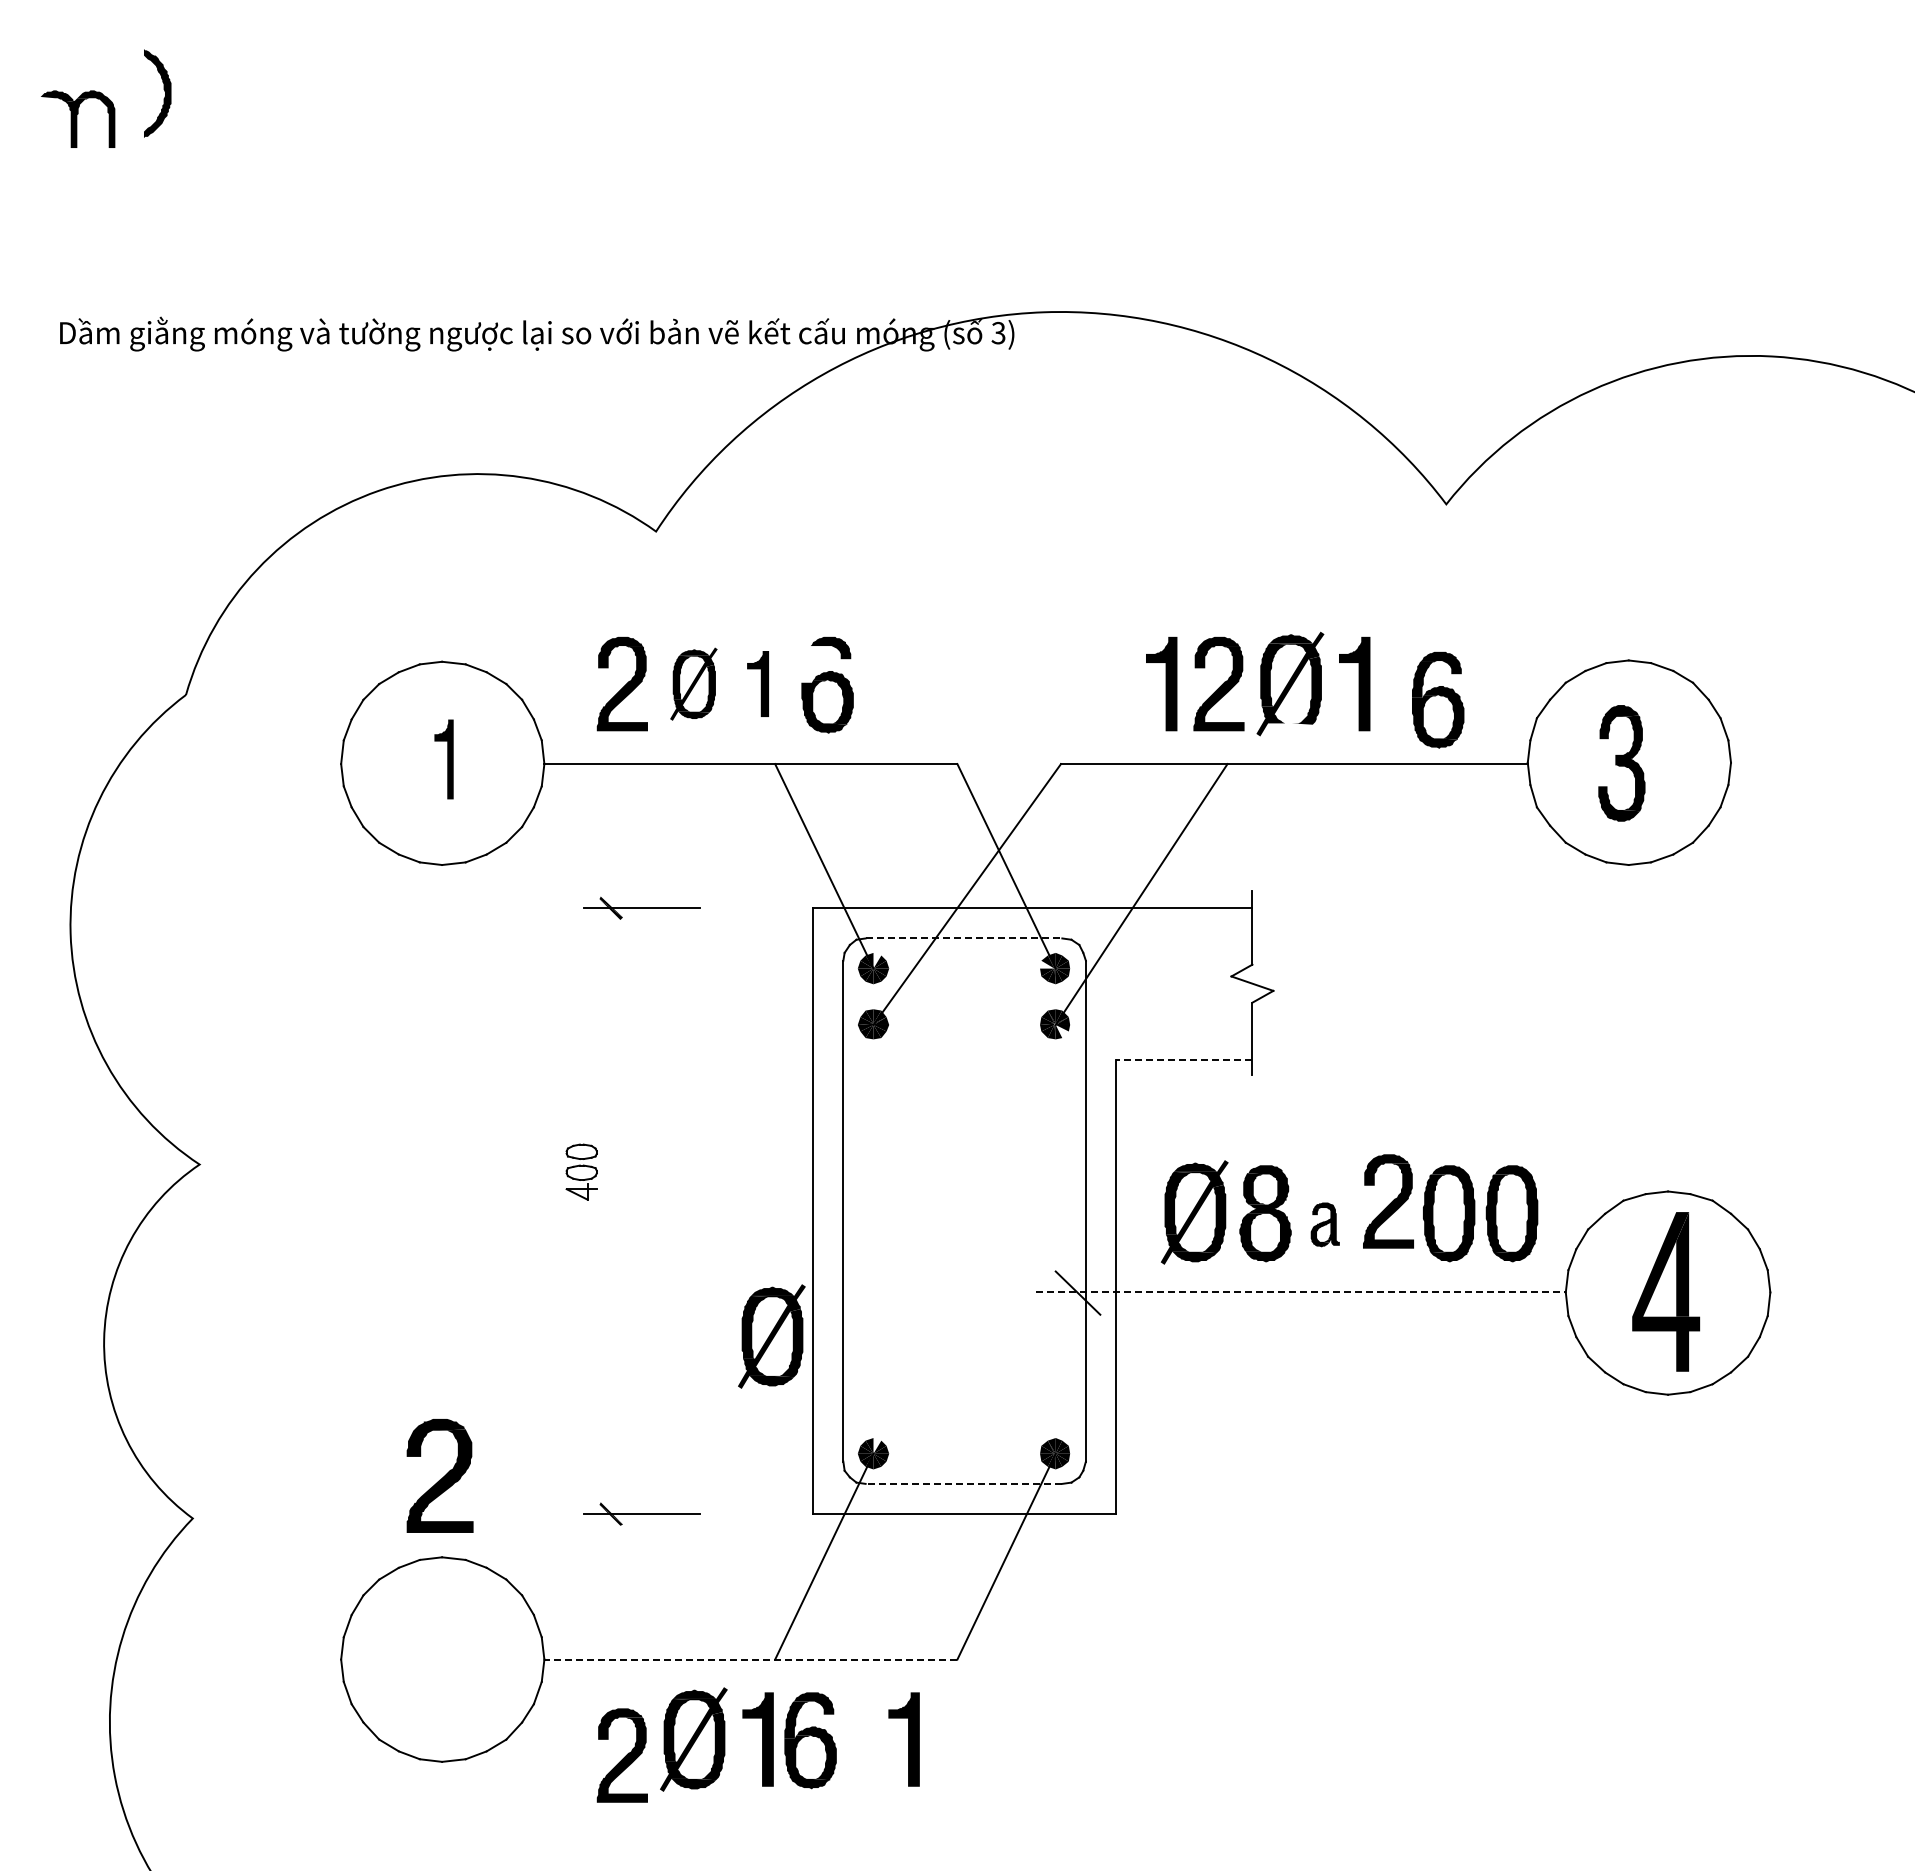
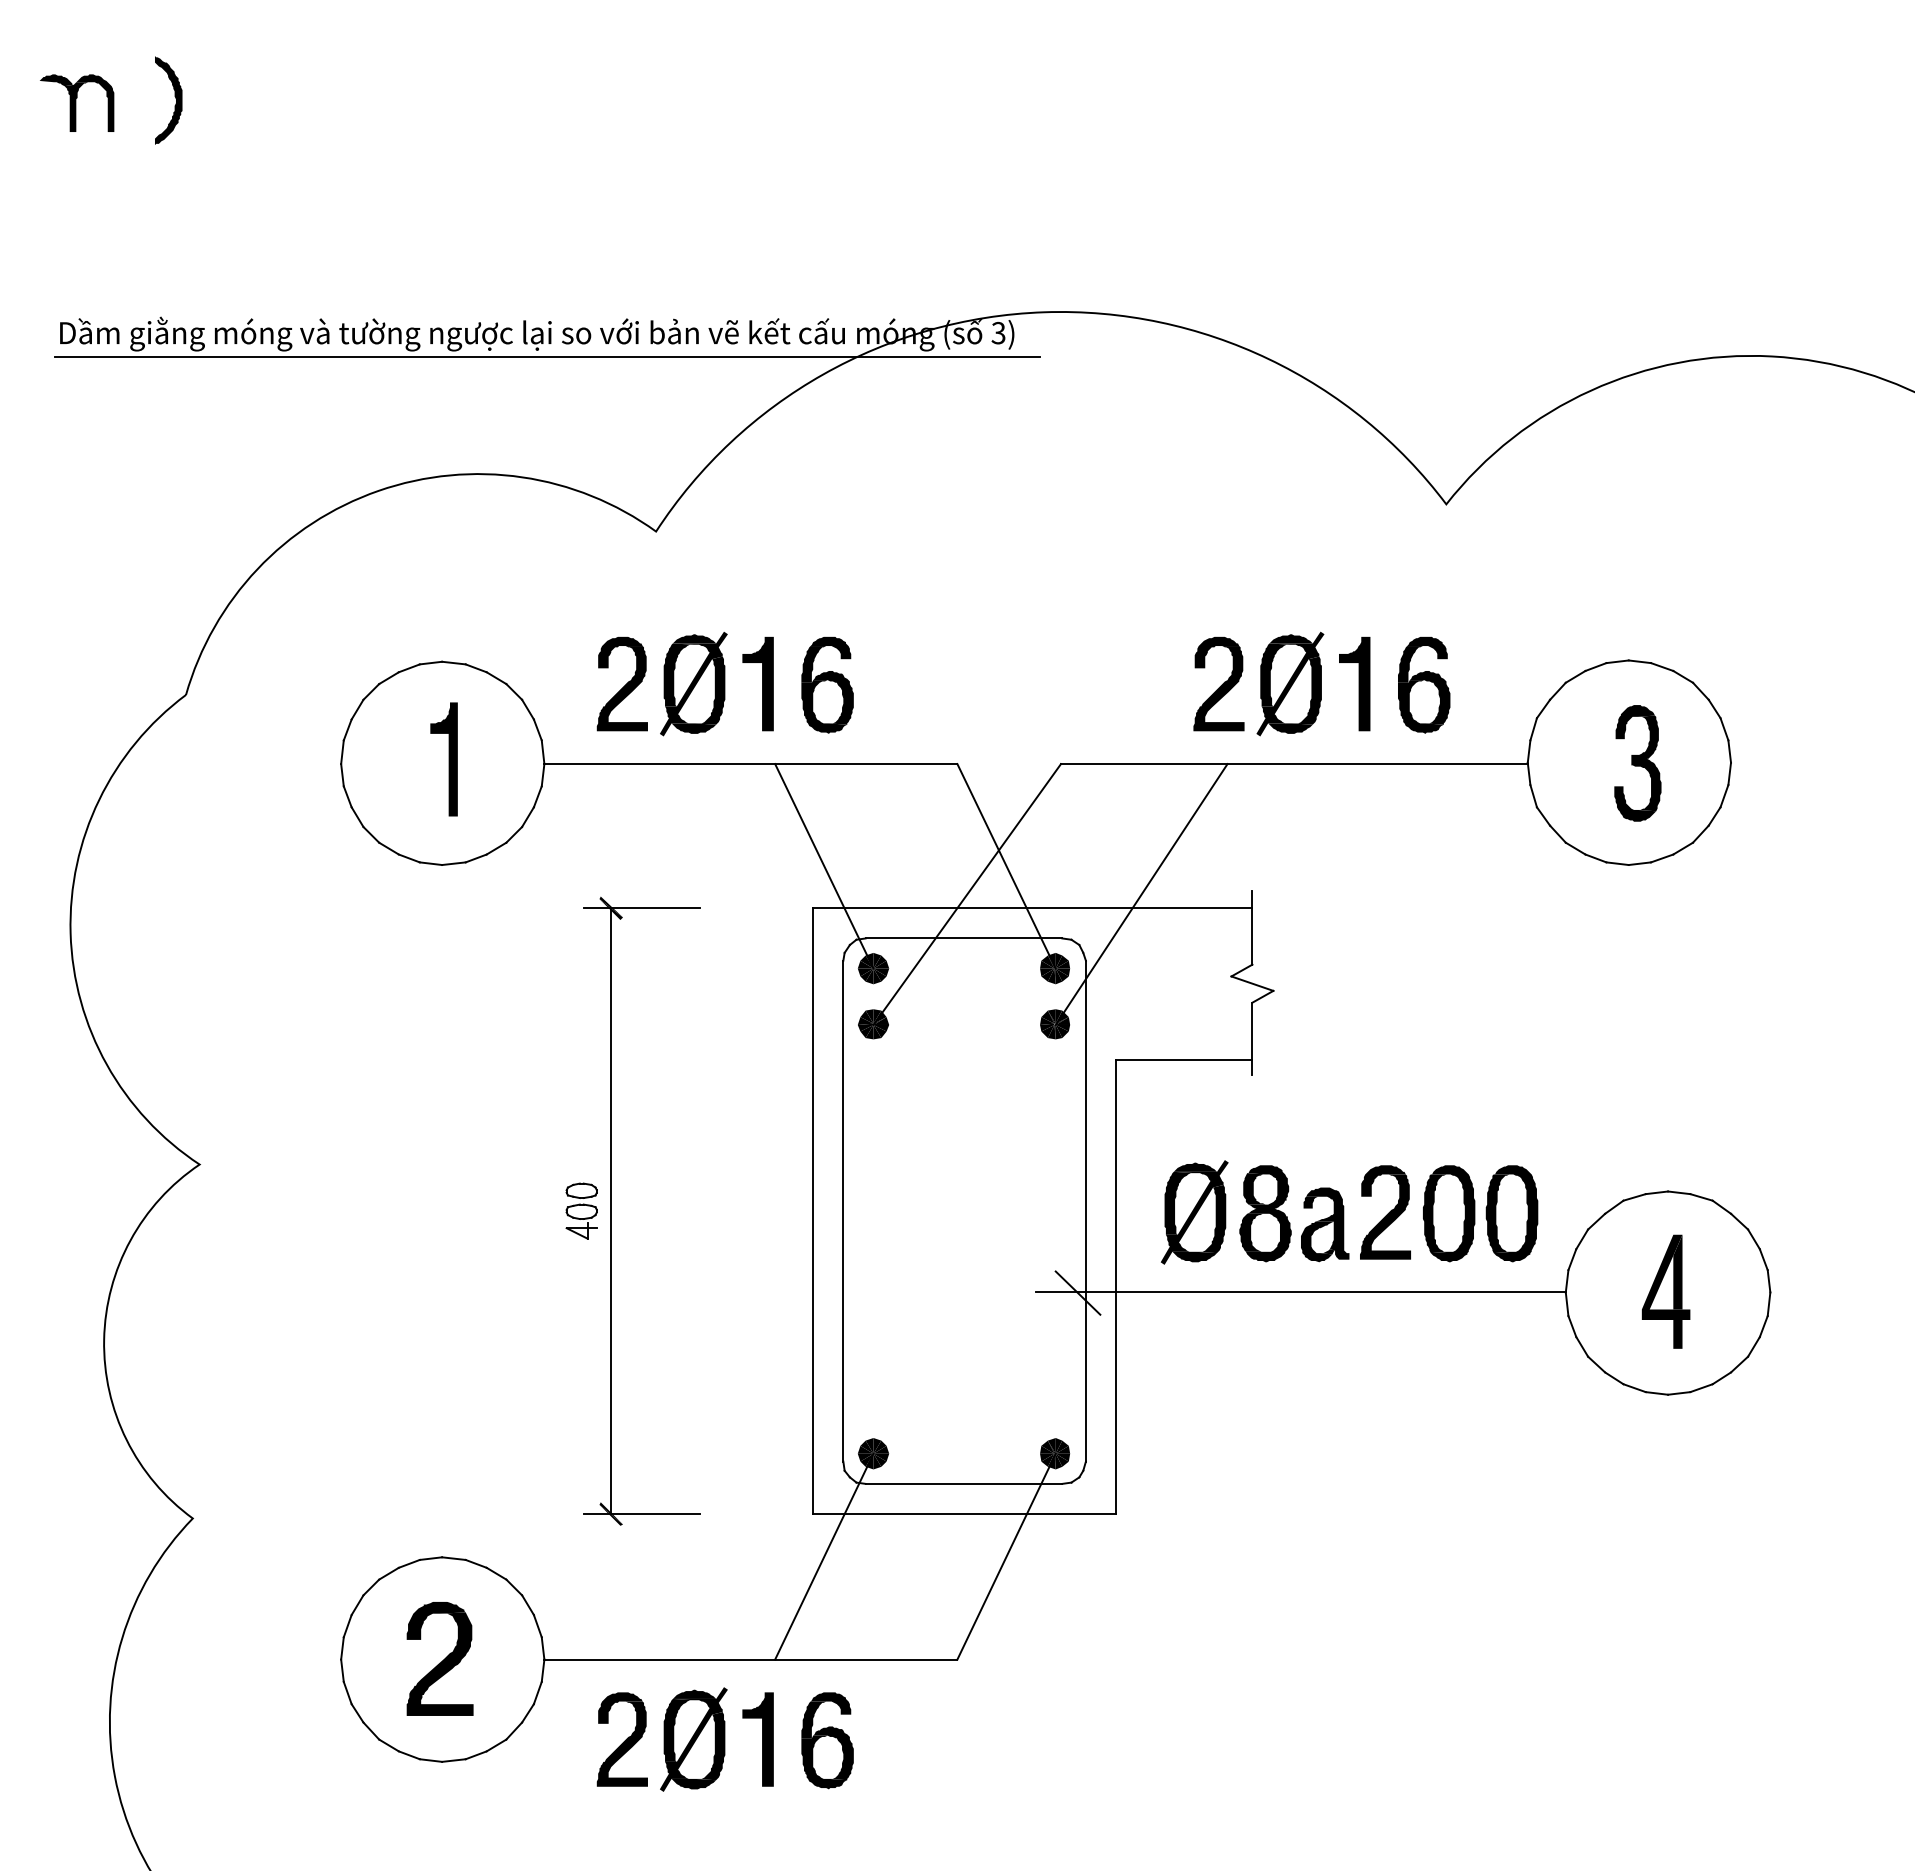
part position: (163, 89) -> (174, 96) (174, 96)
part position: (78, 118) -> (77, 102) (77, 102)
line: none -> present (546, 357)
fill: none -> present (814, 664)
part size: 48x74 px -> 68x105 px (693, 684)
part size: 22x66 px -> 32x96 px (757, 683)
part: present -> none (1161, 683)
part position: (1438, 699) -> (1424, 684) (1424, 684)
fill: none -> present (1290, 728)
part size: 20x81 px -> 28x115 px (443, 759)
part position: (1621, 763) -> (1637, 763) (1637, 763)
line: dashed -> solid (964, 938)
fill: none -> present (877, 960)
fill: none -> present (1047, 964)
fill: none -> present (1061, 1031)
line: dashed -> solid (1183, 1060)
part position: (581, 1171) -> (581, 1210) (581, 1210)
part position: (1388, 1201) -> (1385, 1212) (1385, 1212)
line: none -> present (611, 1211)
part size: 30x46 px -> 49x76 px (1325, 1224)
part size: 69x160 px -> 50x115 px (1665, 1291)
line: dashed -> solid (1300, 1292)
part: present -> none (771, 1336)
fill: none -> present (877, 1445)
part position: (439, 1475) -> (439, 1658) (439, 1658)
line: dashed -> solid (963, 1483)
line: dashed -> solid (750, 1659)
part: present -> none (903, 1739)
part position: (810, 1740) -> (827, 1740) (827, 1740)
part position: (621, 1755) -> (621, 1739) (621, 1739)
